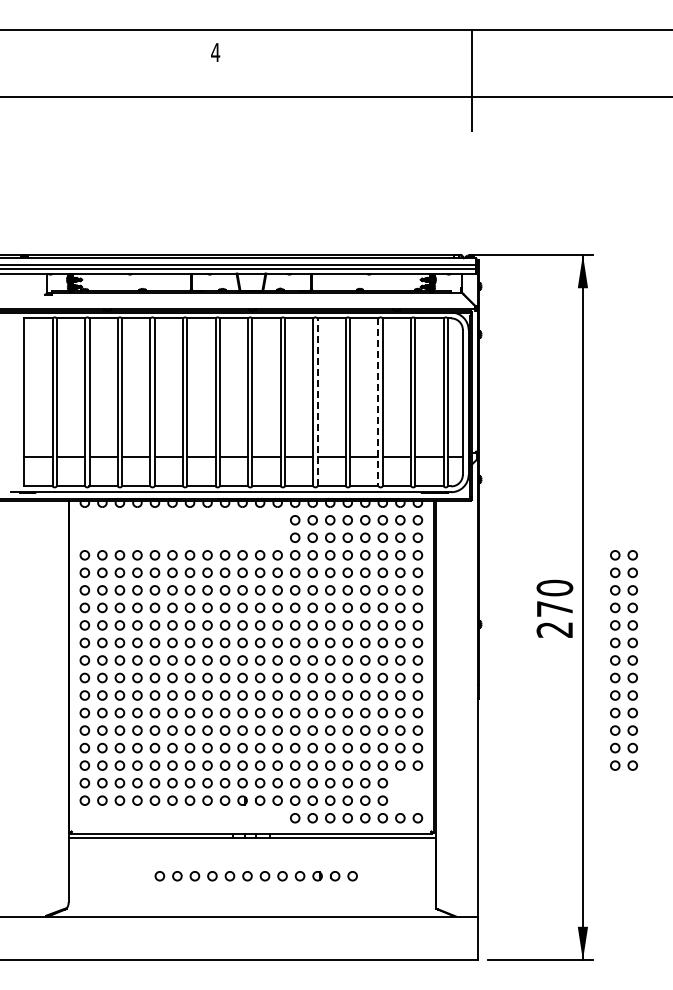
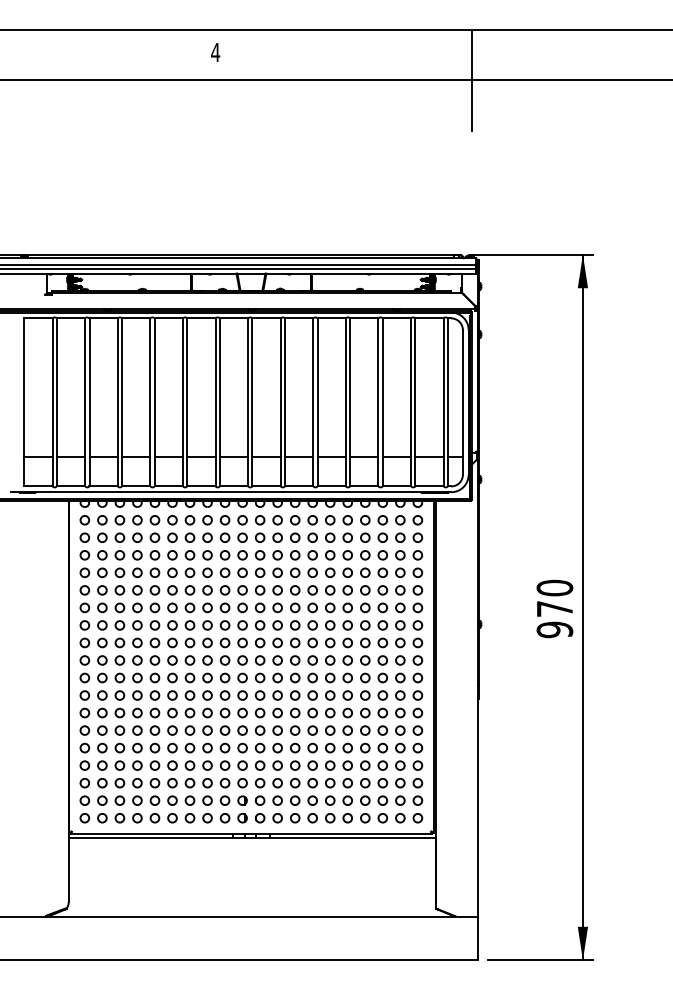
line position: (335, 97) -> (335, 80) (335, 80)
line: dashed -> solid (317, 401)
line: dashed -> solid (378, 402)
part: none -> present (176, 523)
text: 270 -> 970 (554, 629)
part: present -> none (623, 660)
part: none -> present (413, 786)
part position: (255, 876) -> (180, 818) (180, 818)
